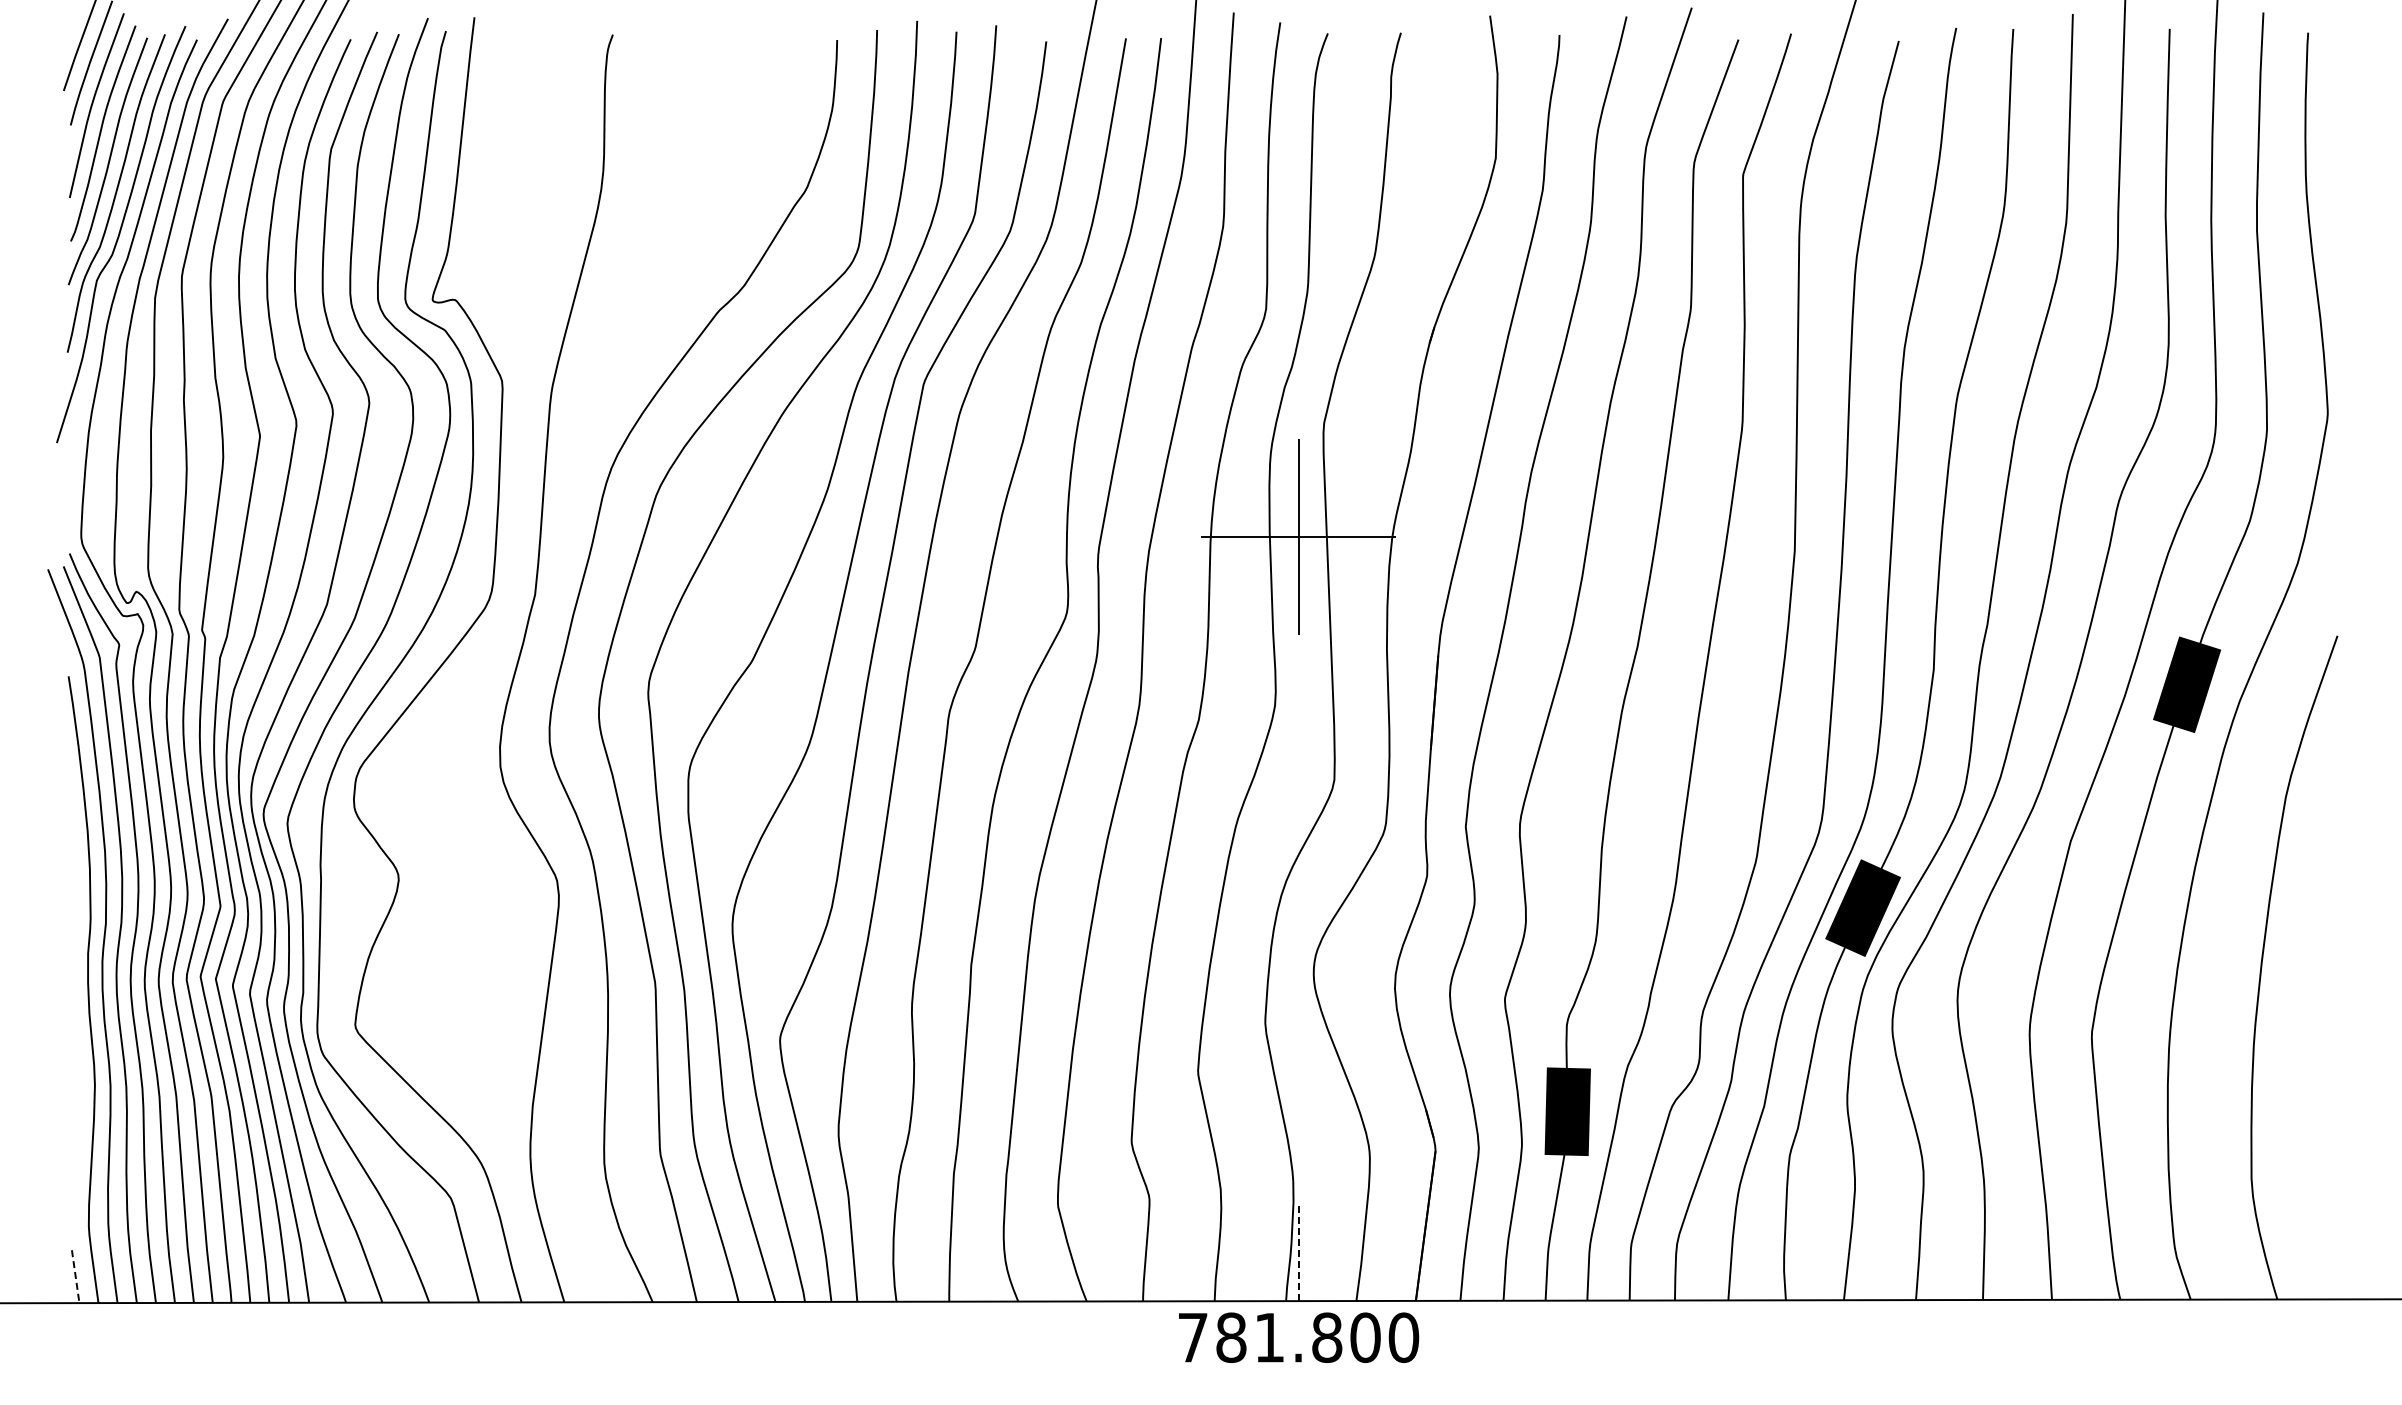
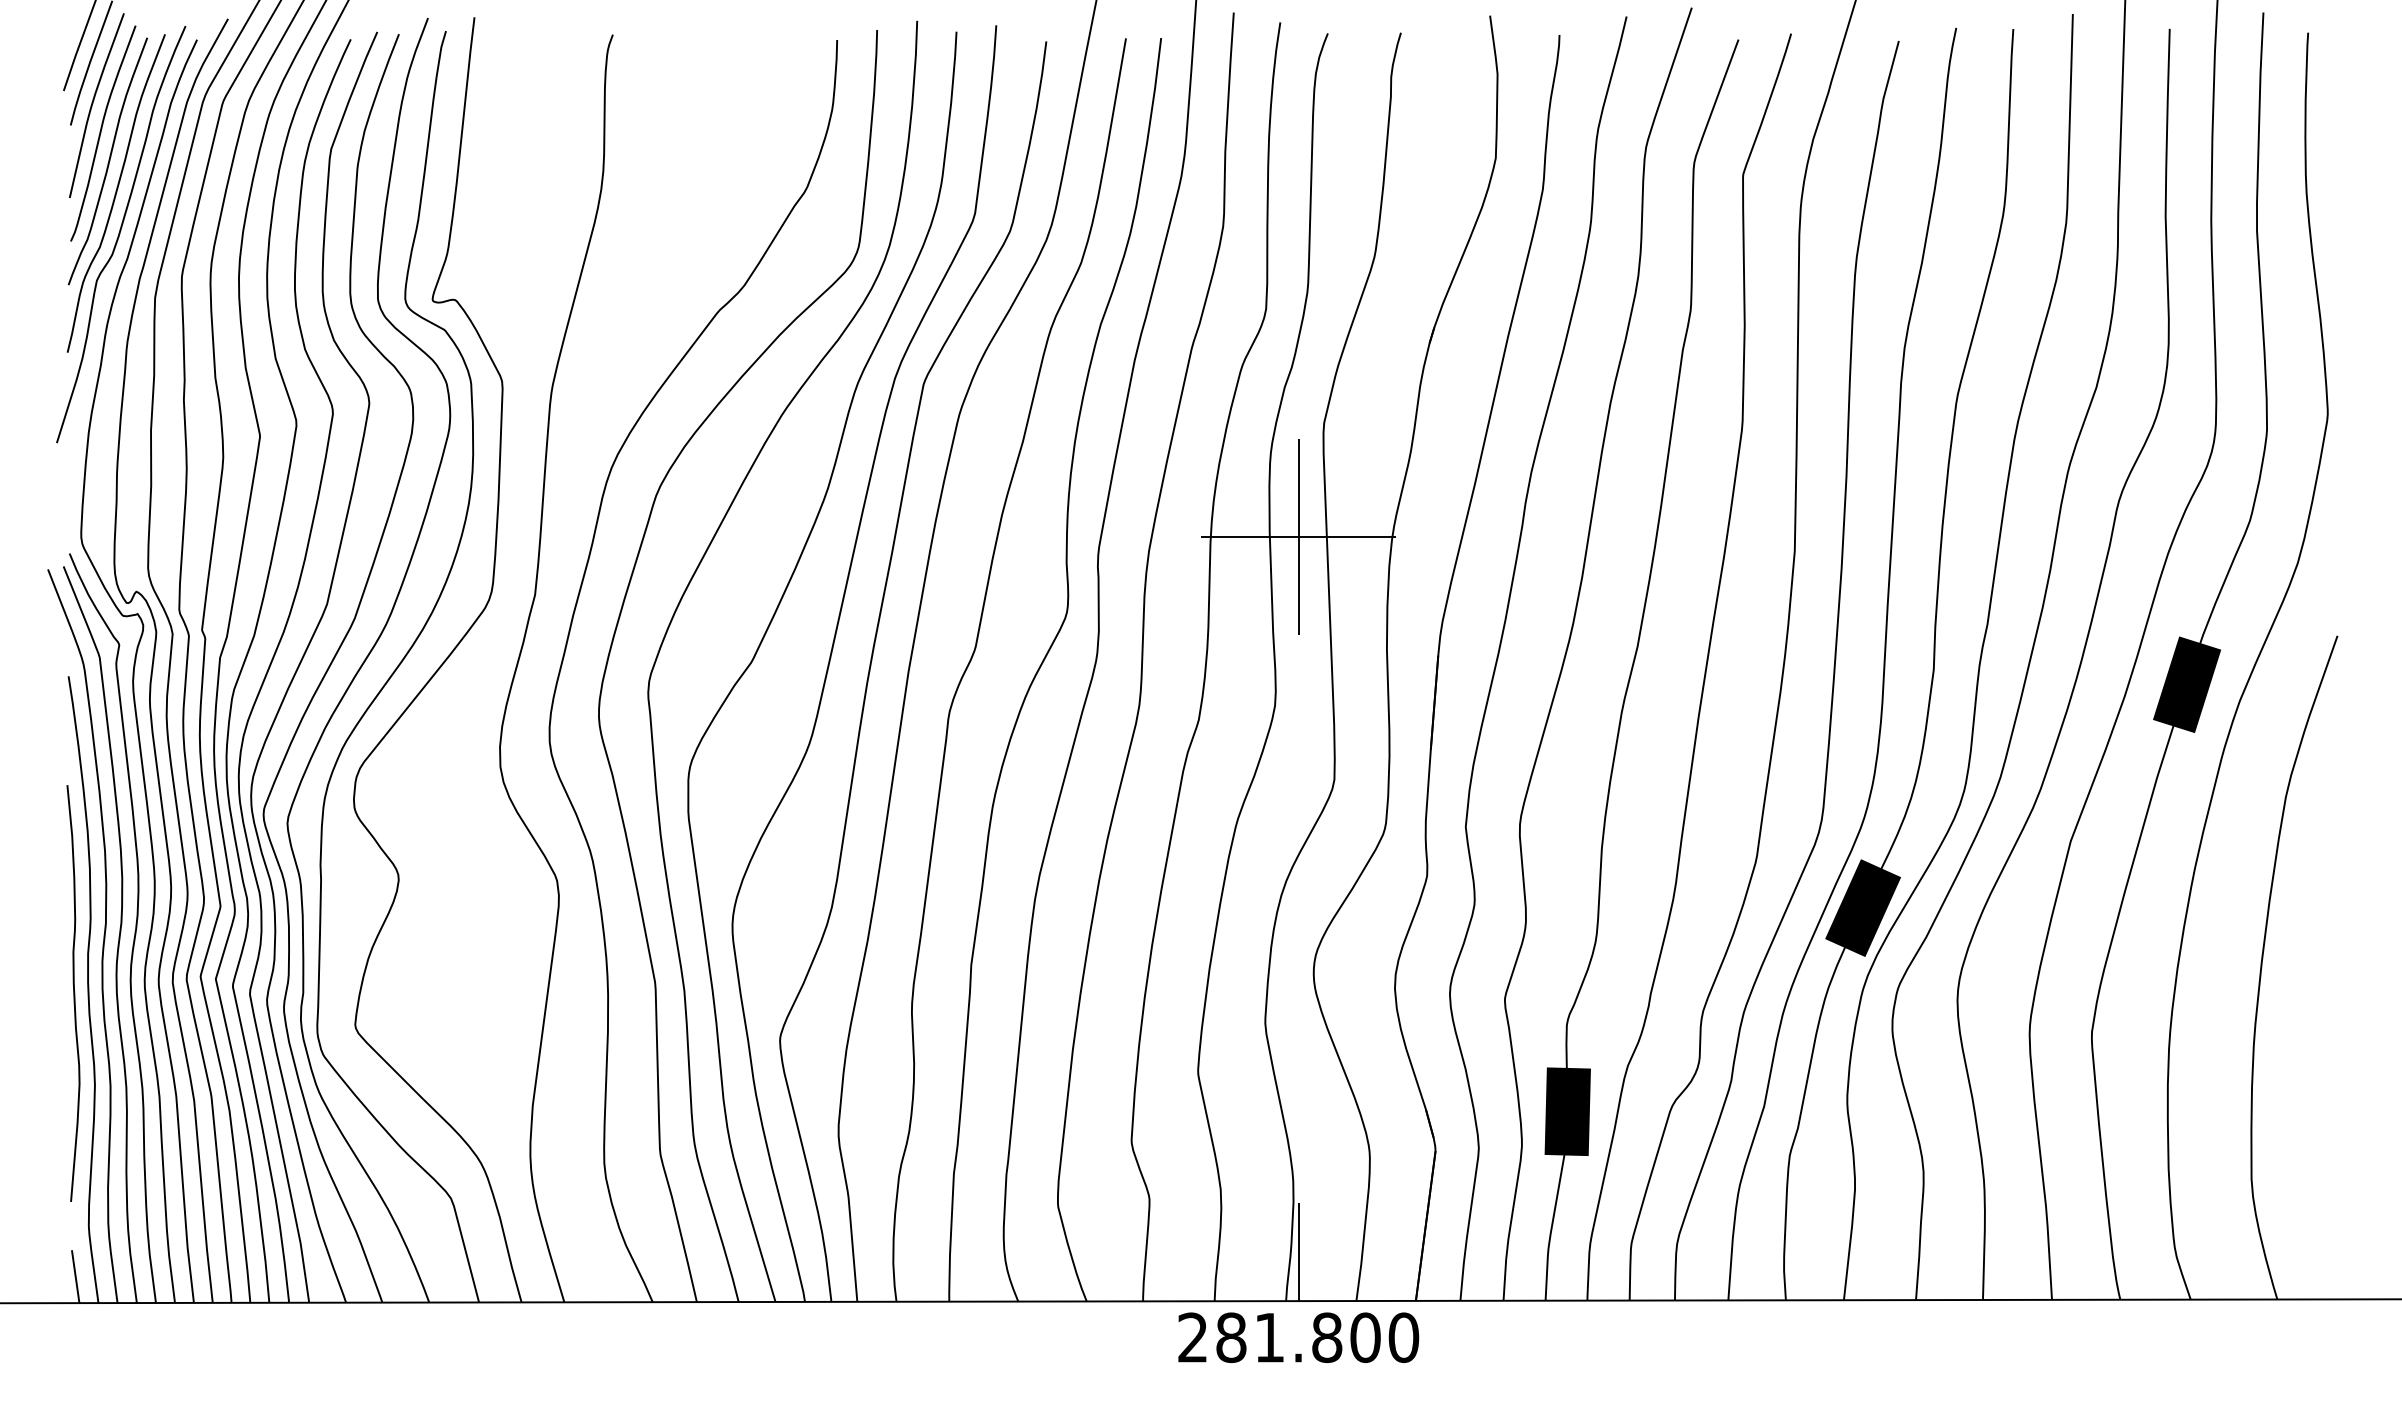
curve: none -> present (73, 993)
line: dashed -> solid (1298, 1252)
line: dashed -> solid (75, 1276)
text: 781.800 -> 281.800 (1192, 1337)
